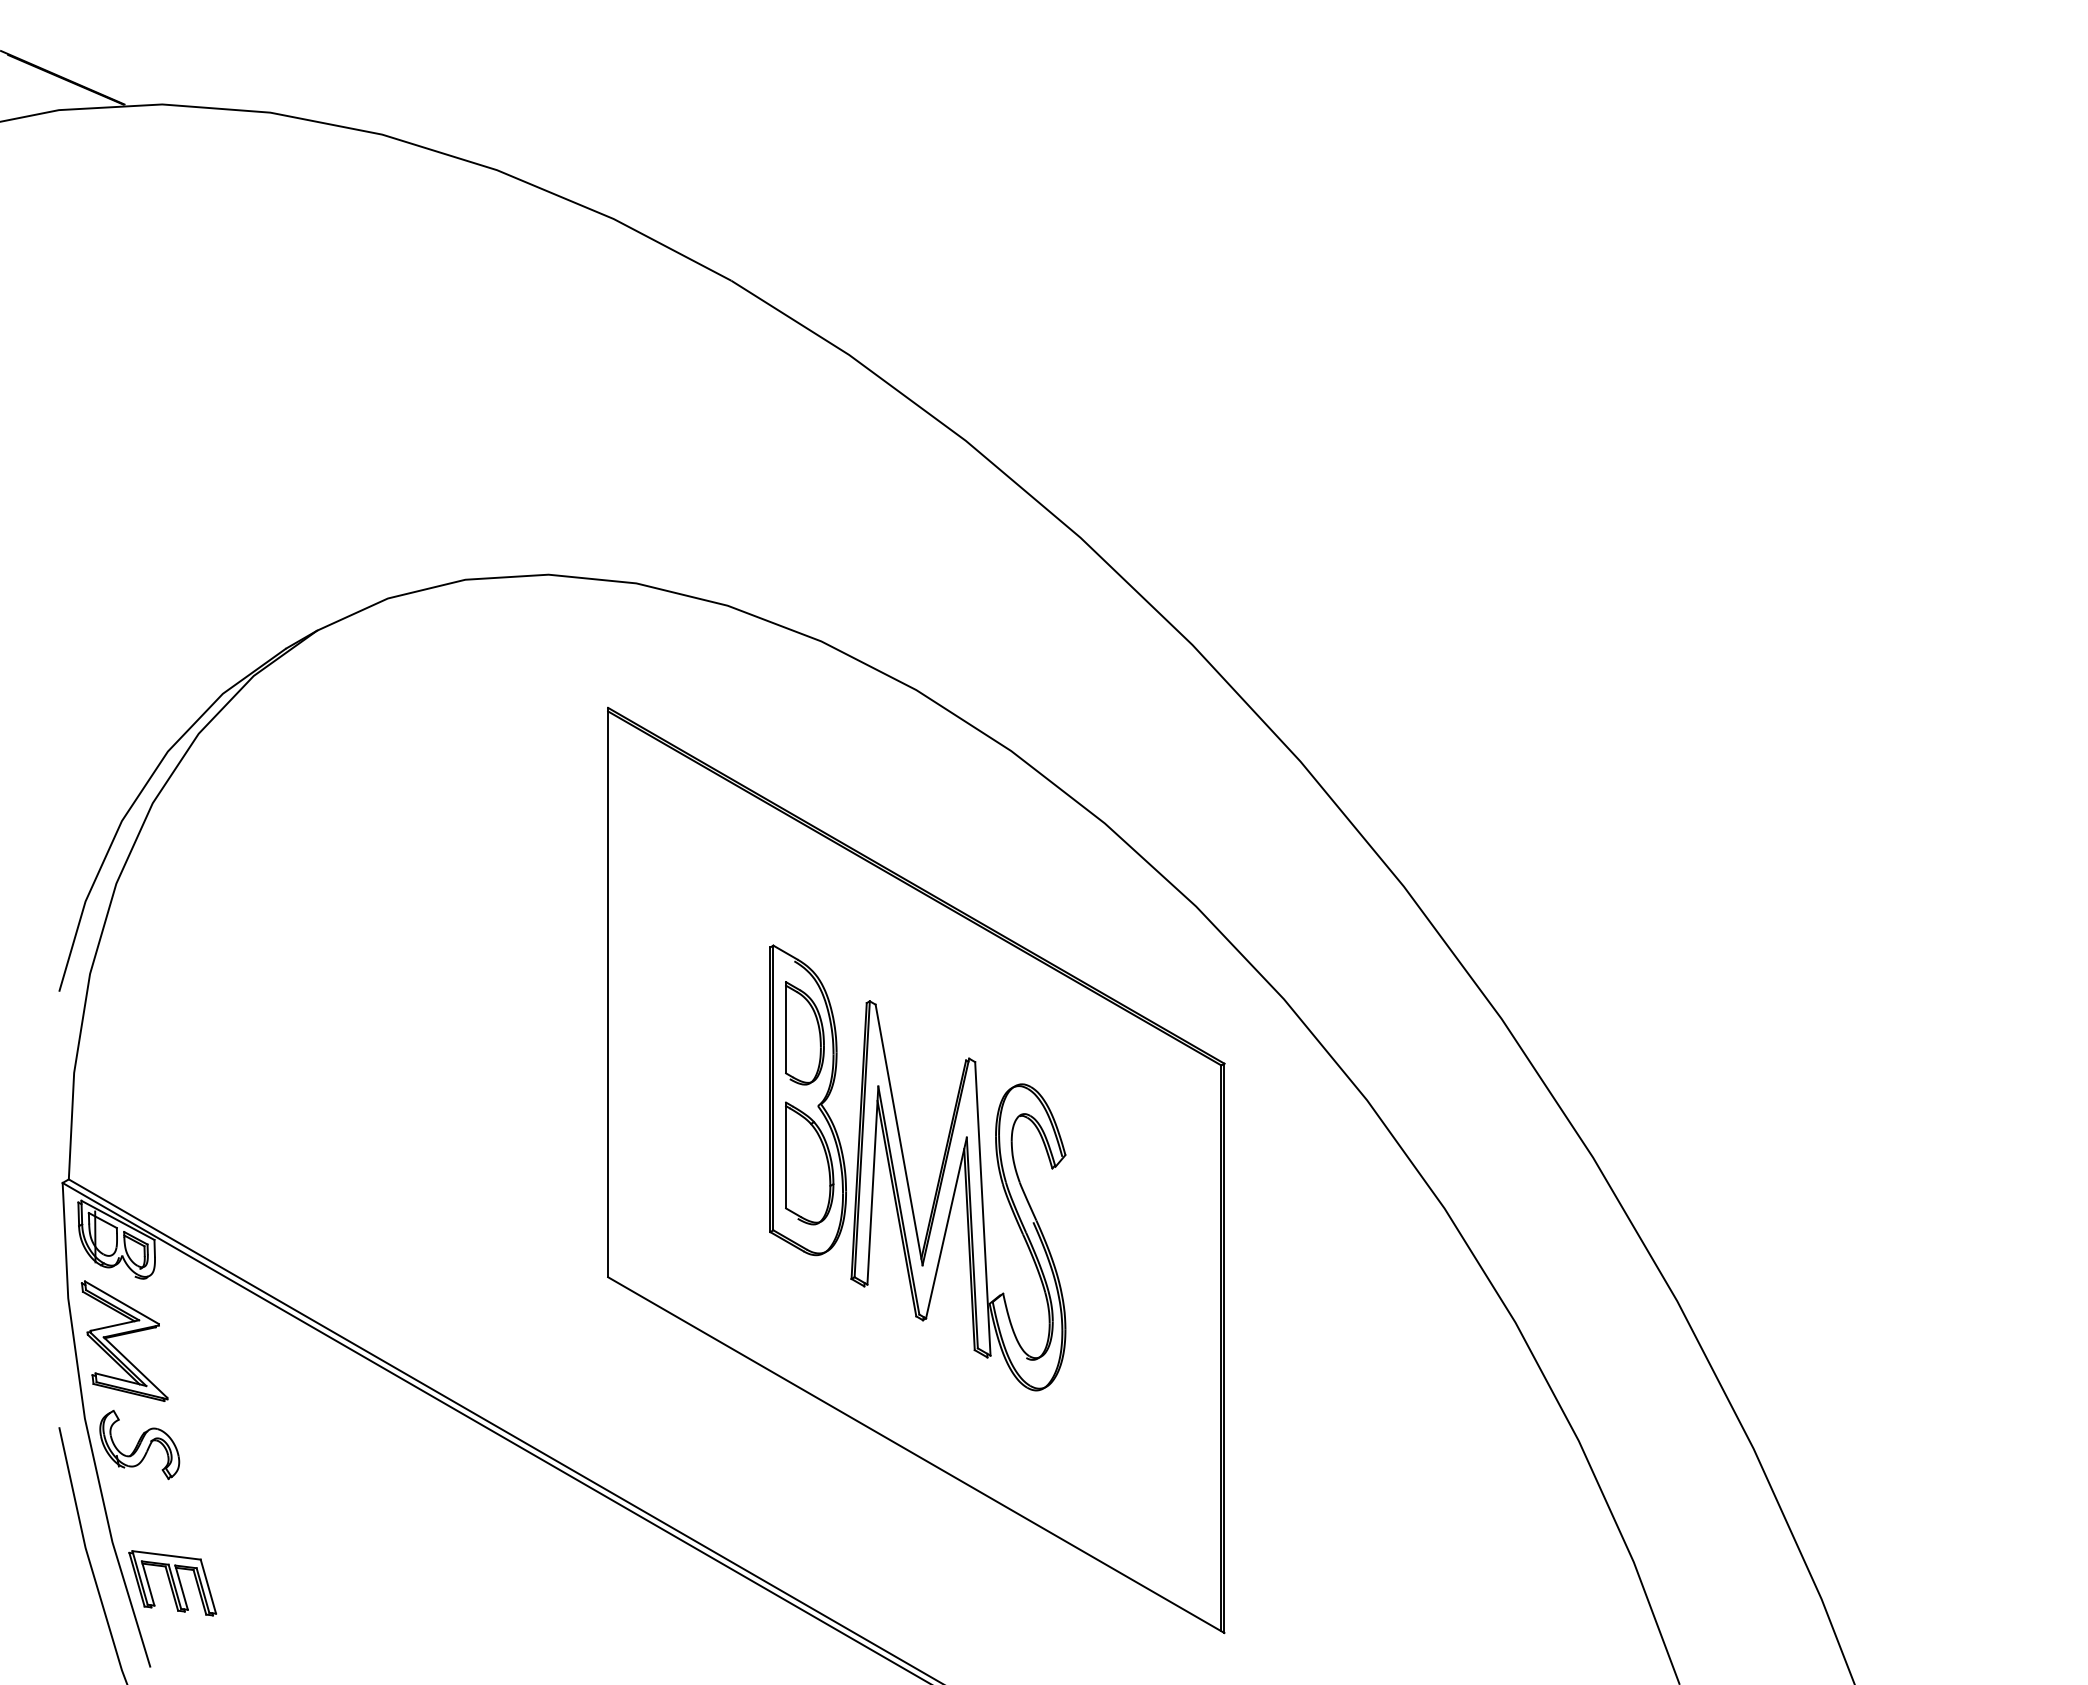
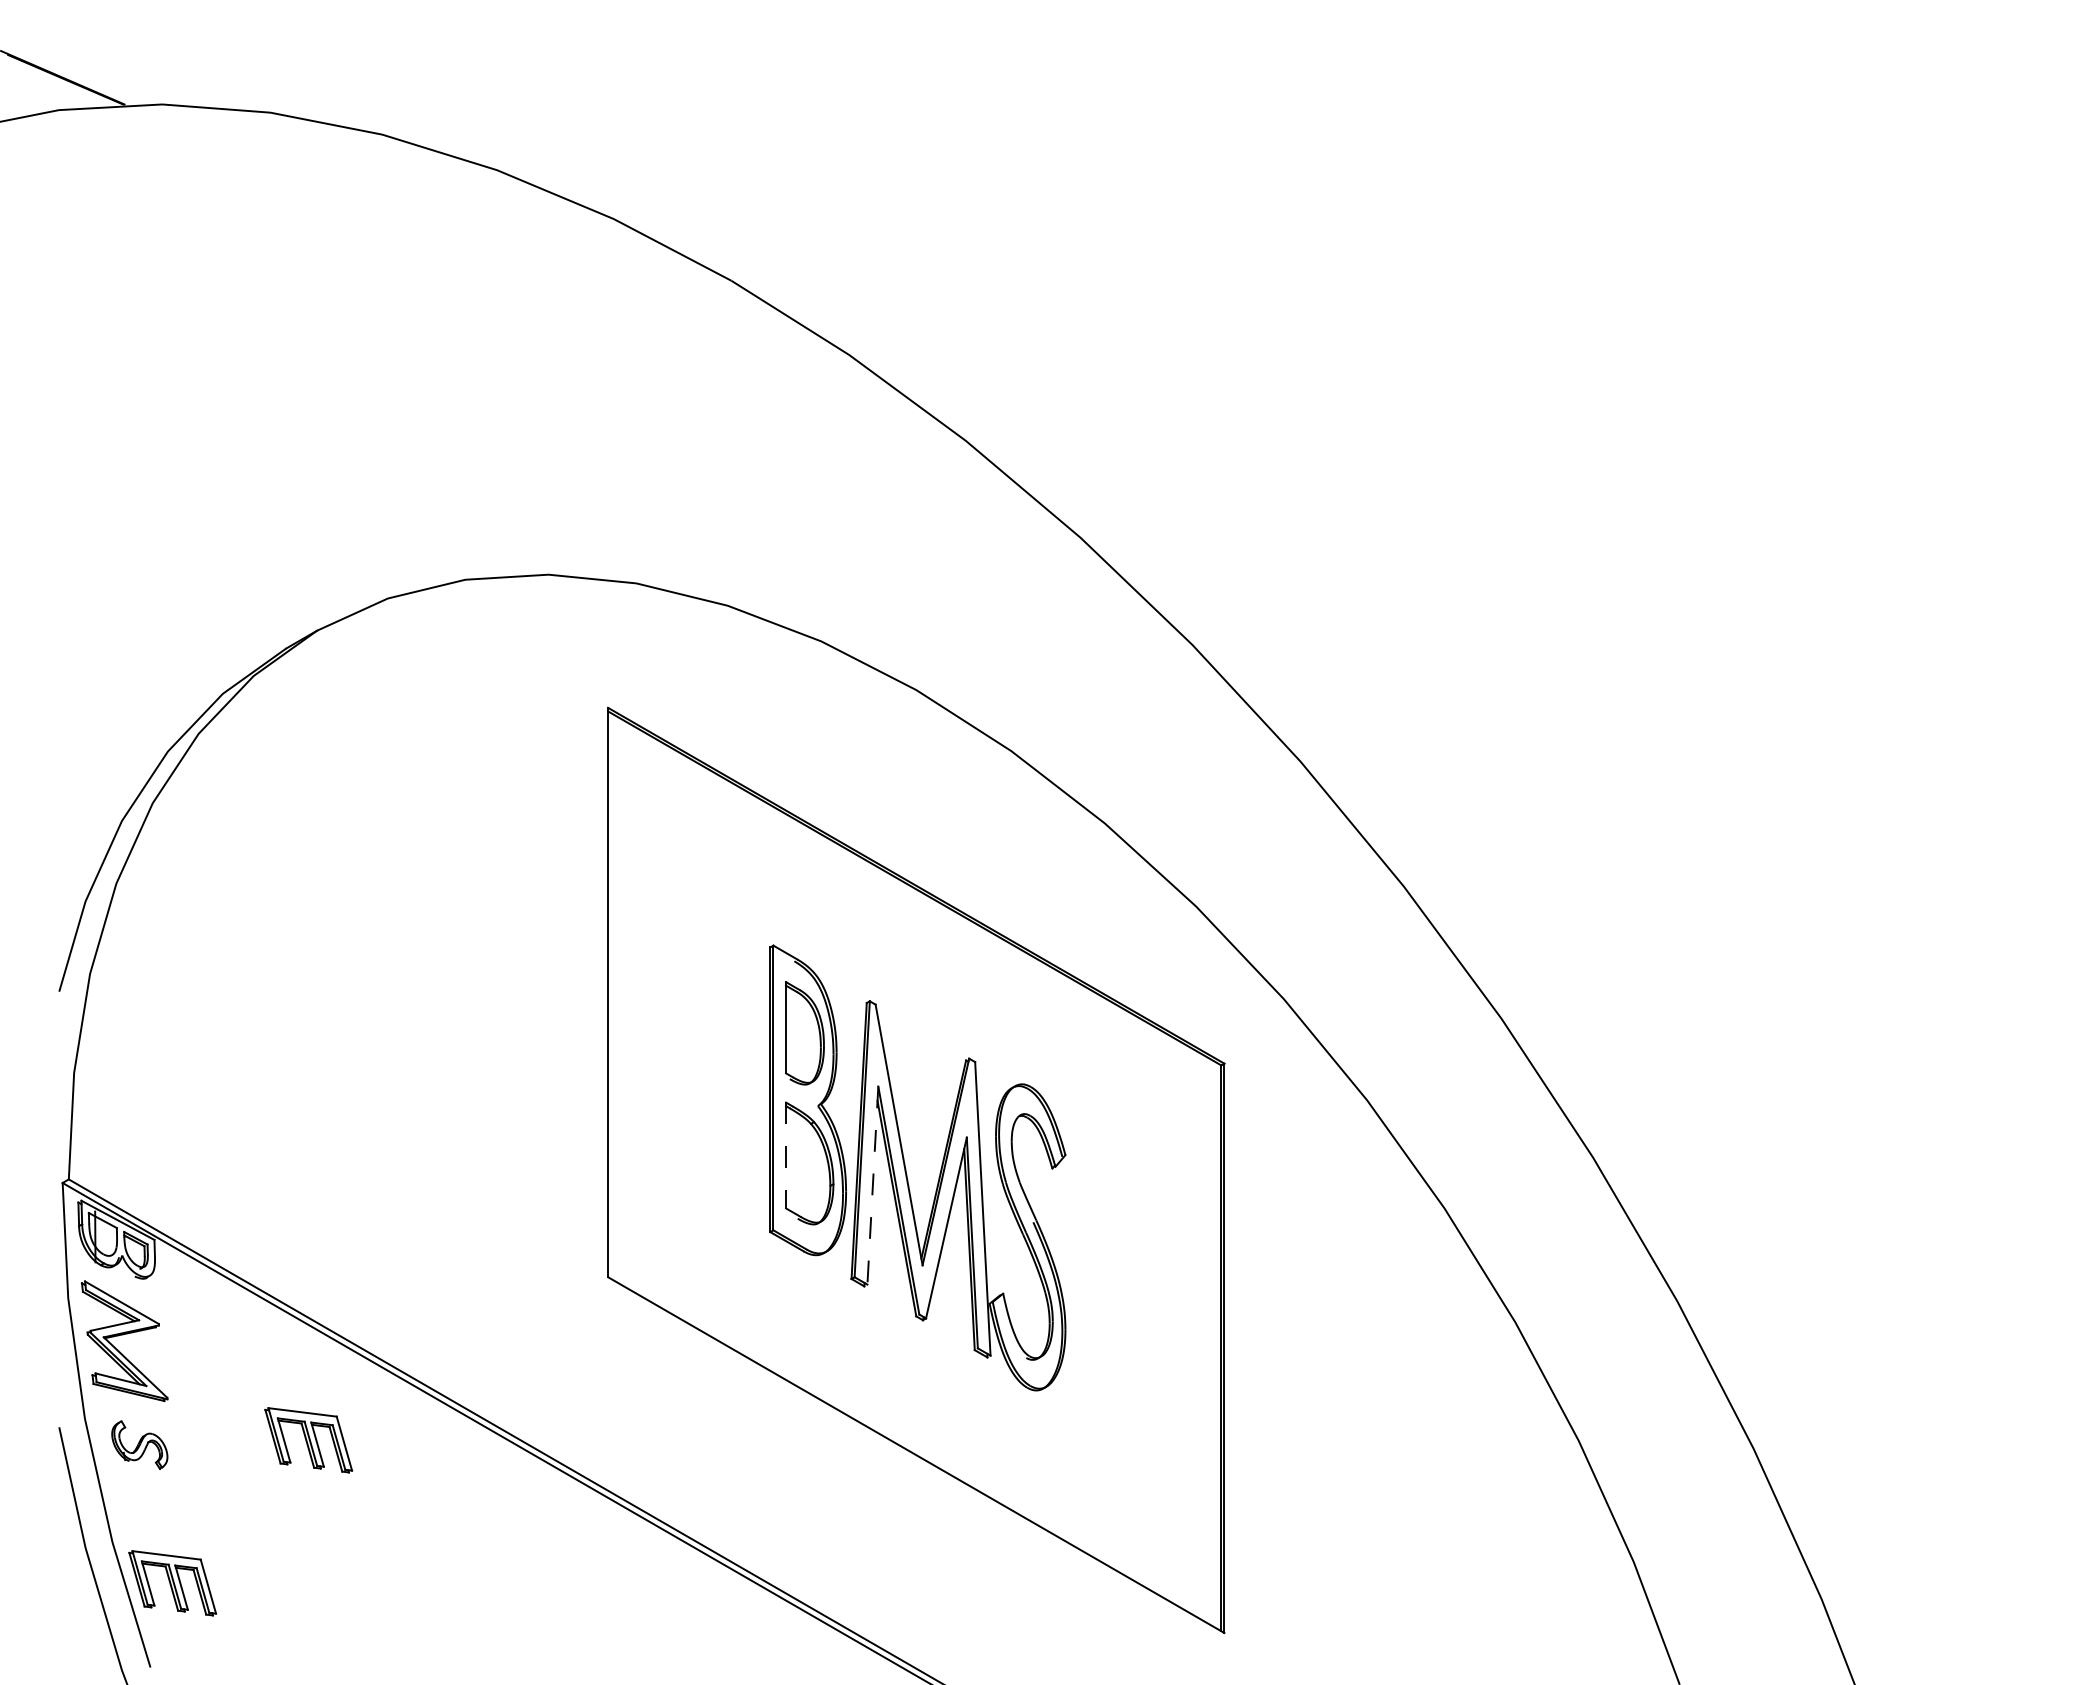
line: solid -> dashed (786, 1155)
line: solid -> dashed (872, 1186)
part: none -> present (308, 1440)
part size: 82x71 px -> 58x50 px (139, 1444)
